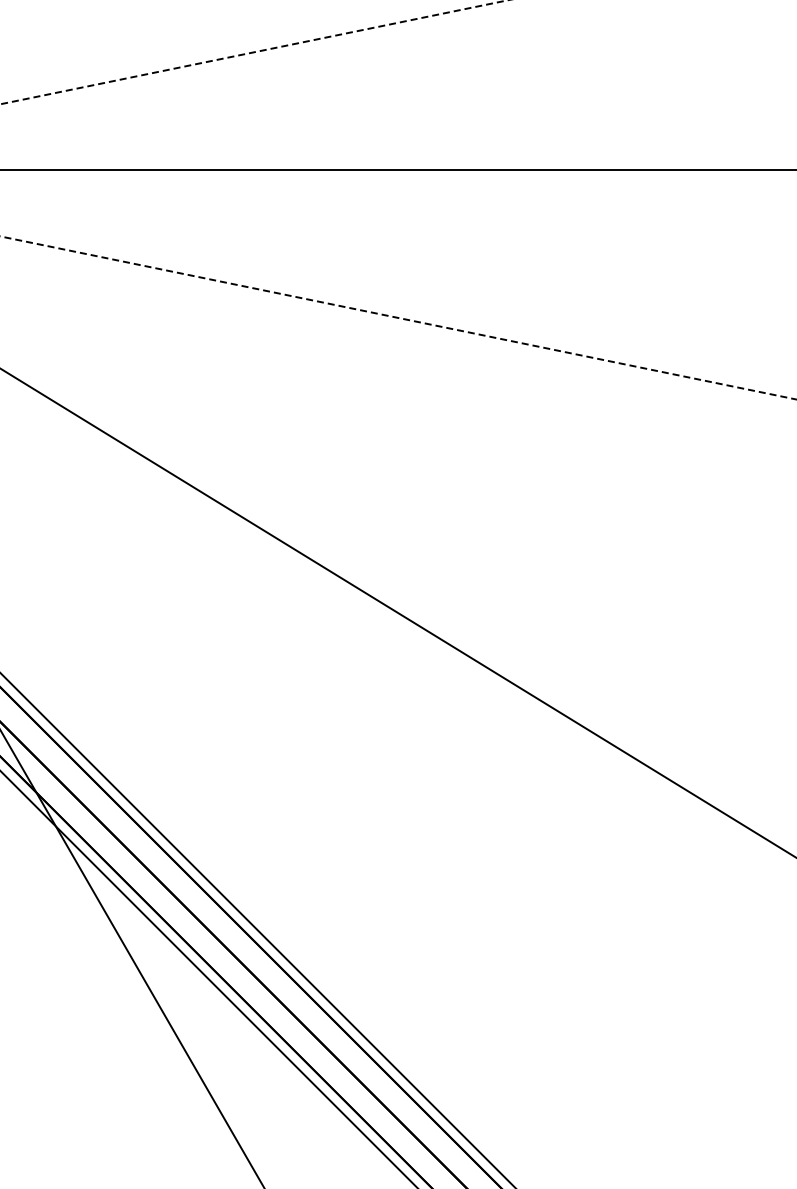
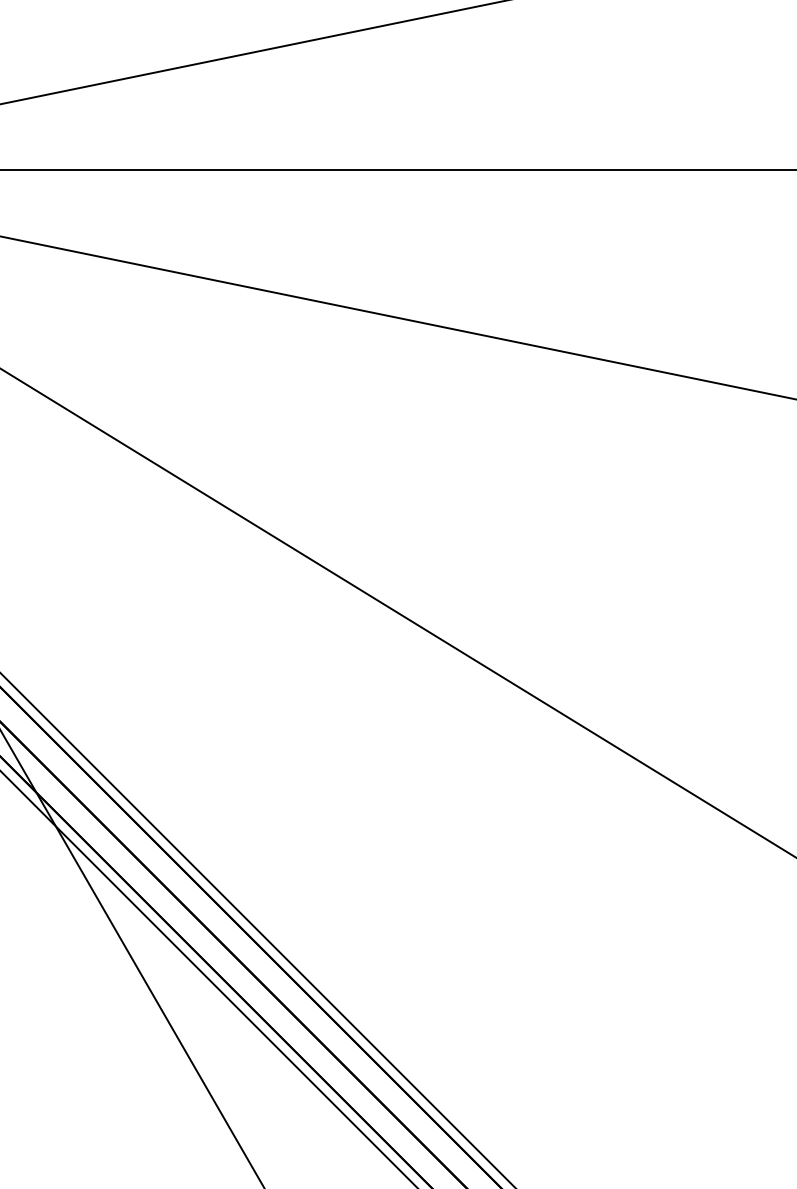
line: dashed -> solid (254, 52)
line: dashed -> solid (397, 317)
